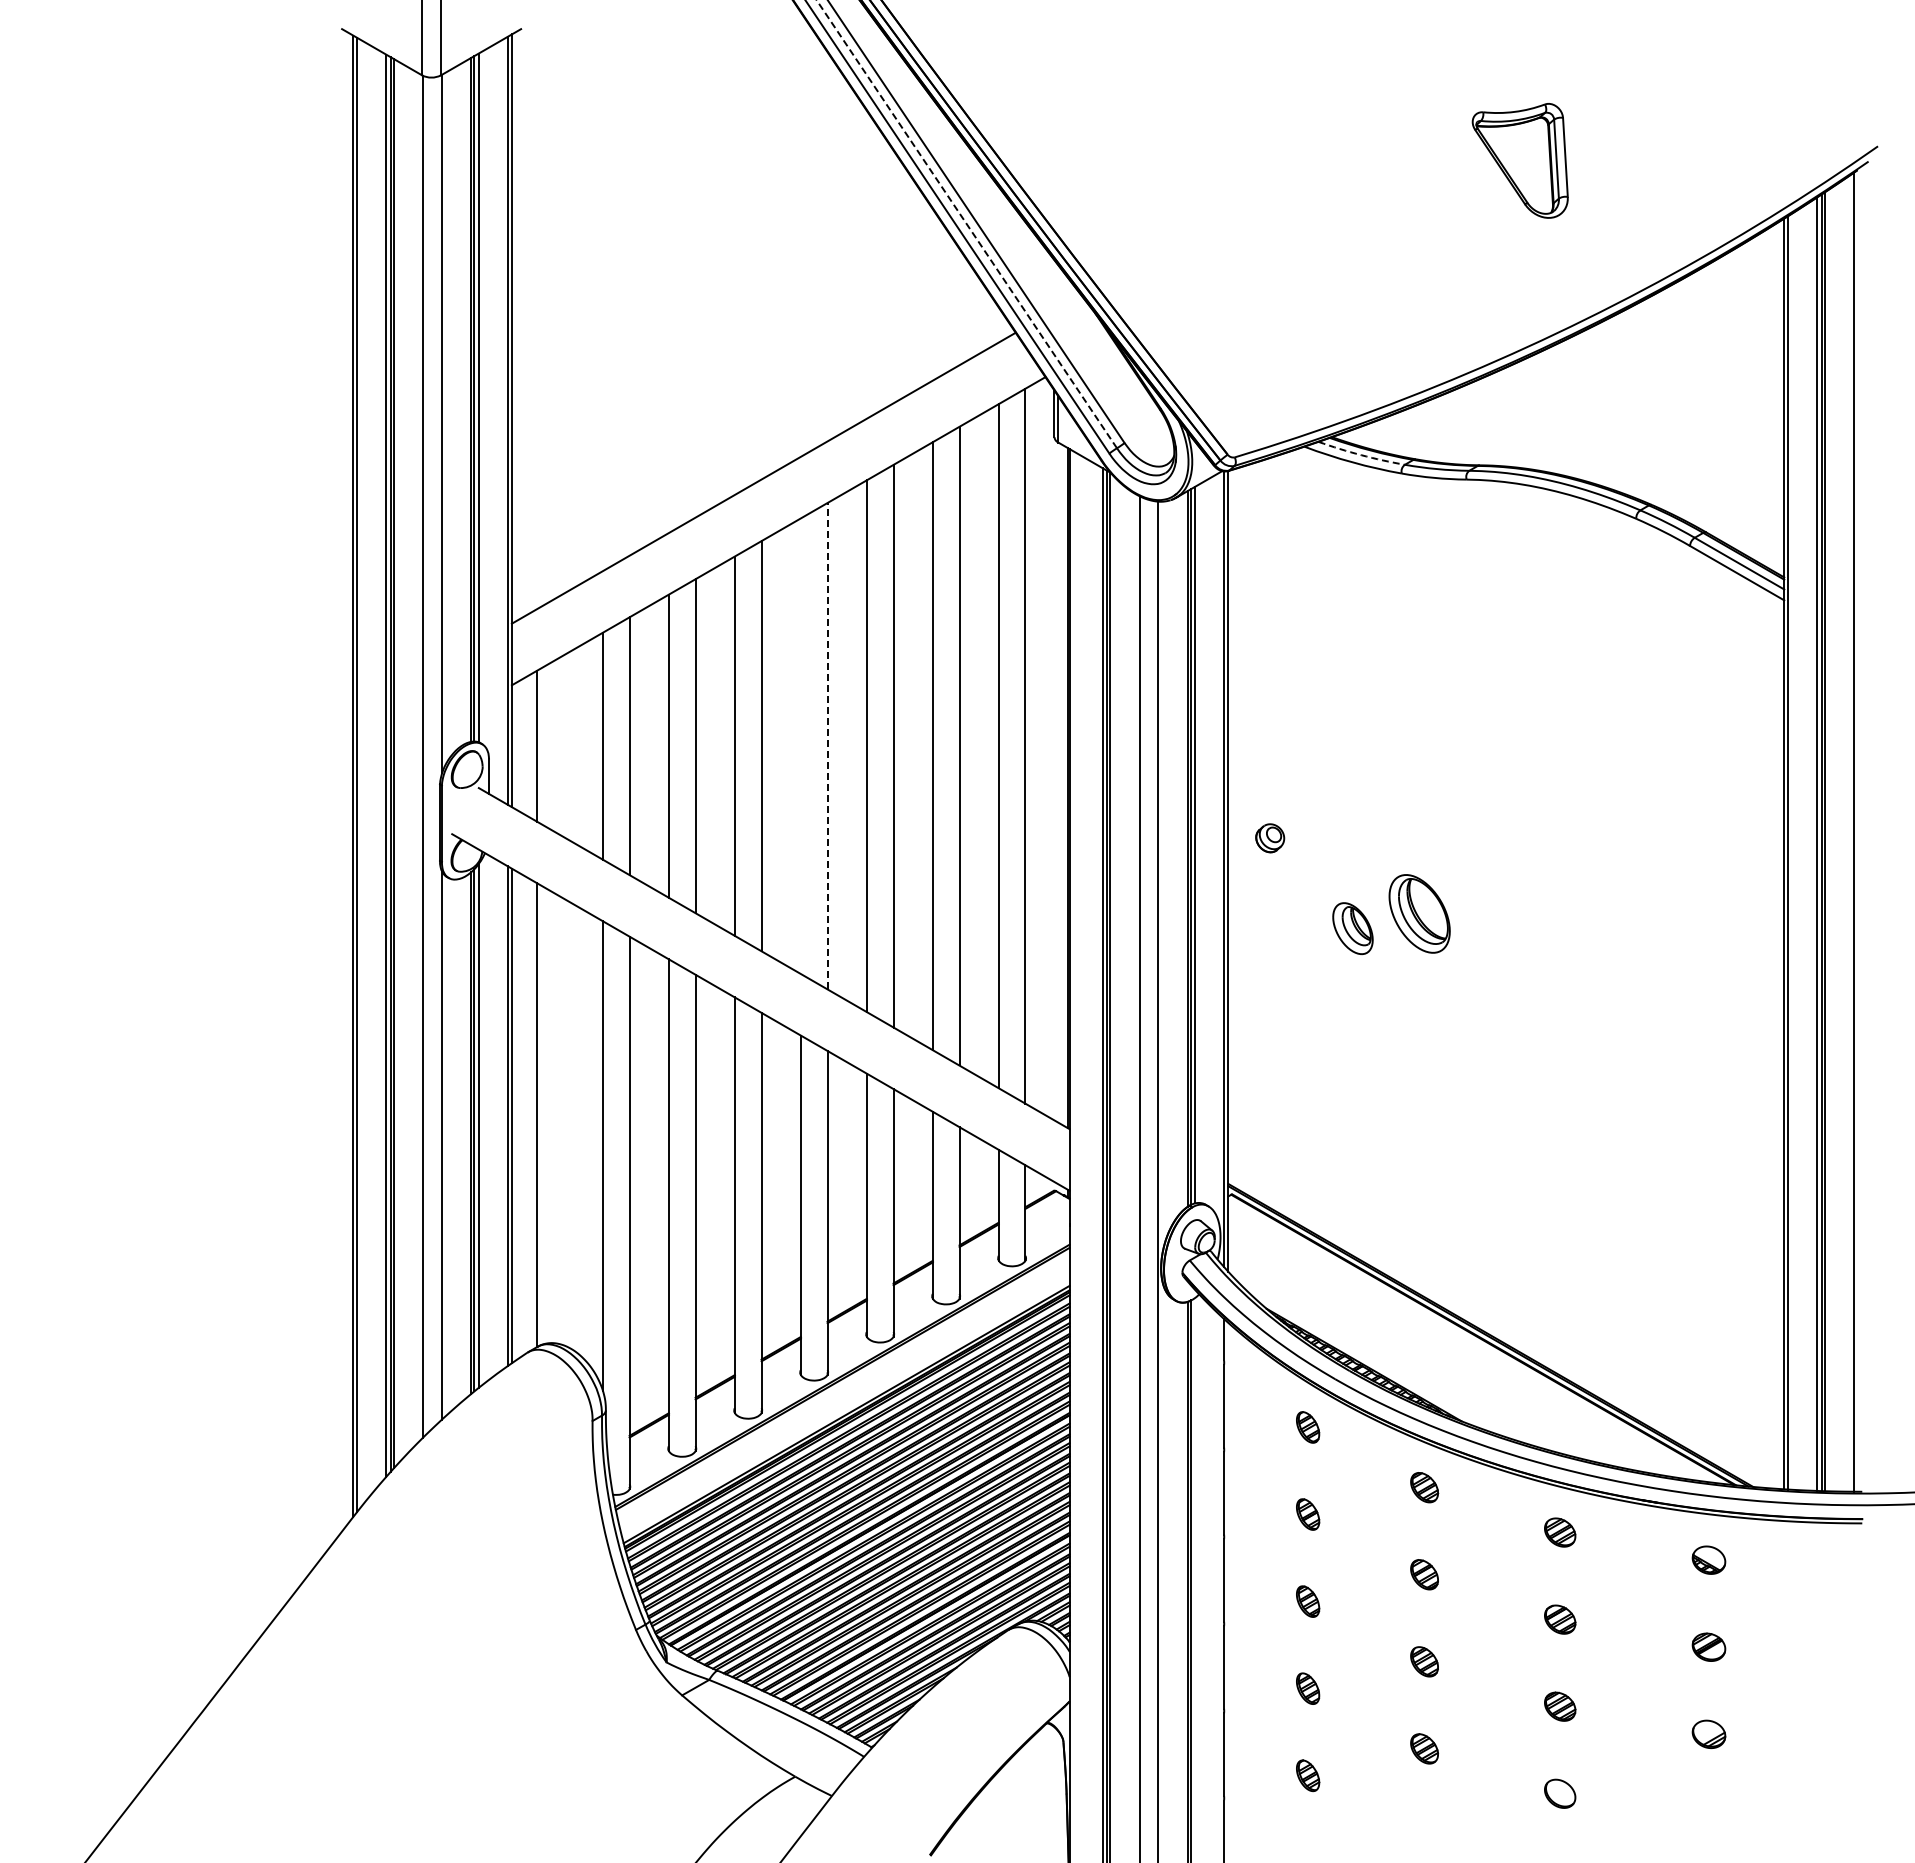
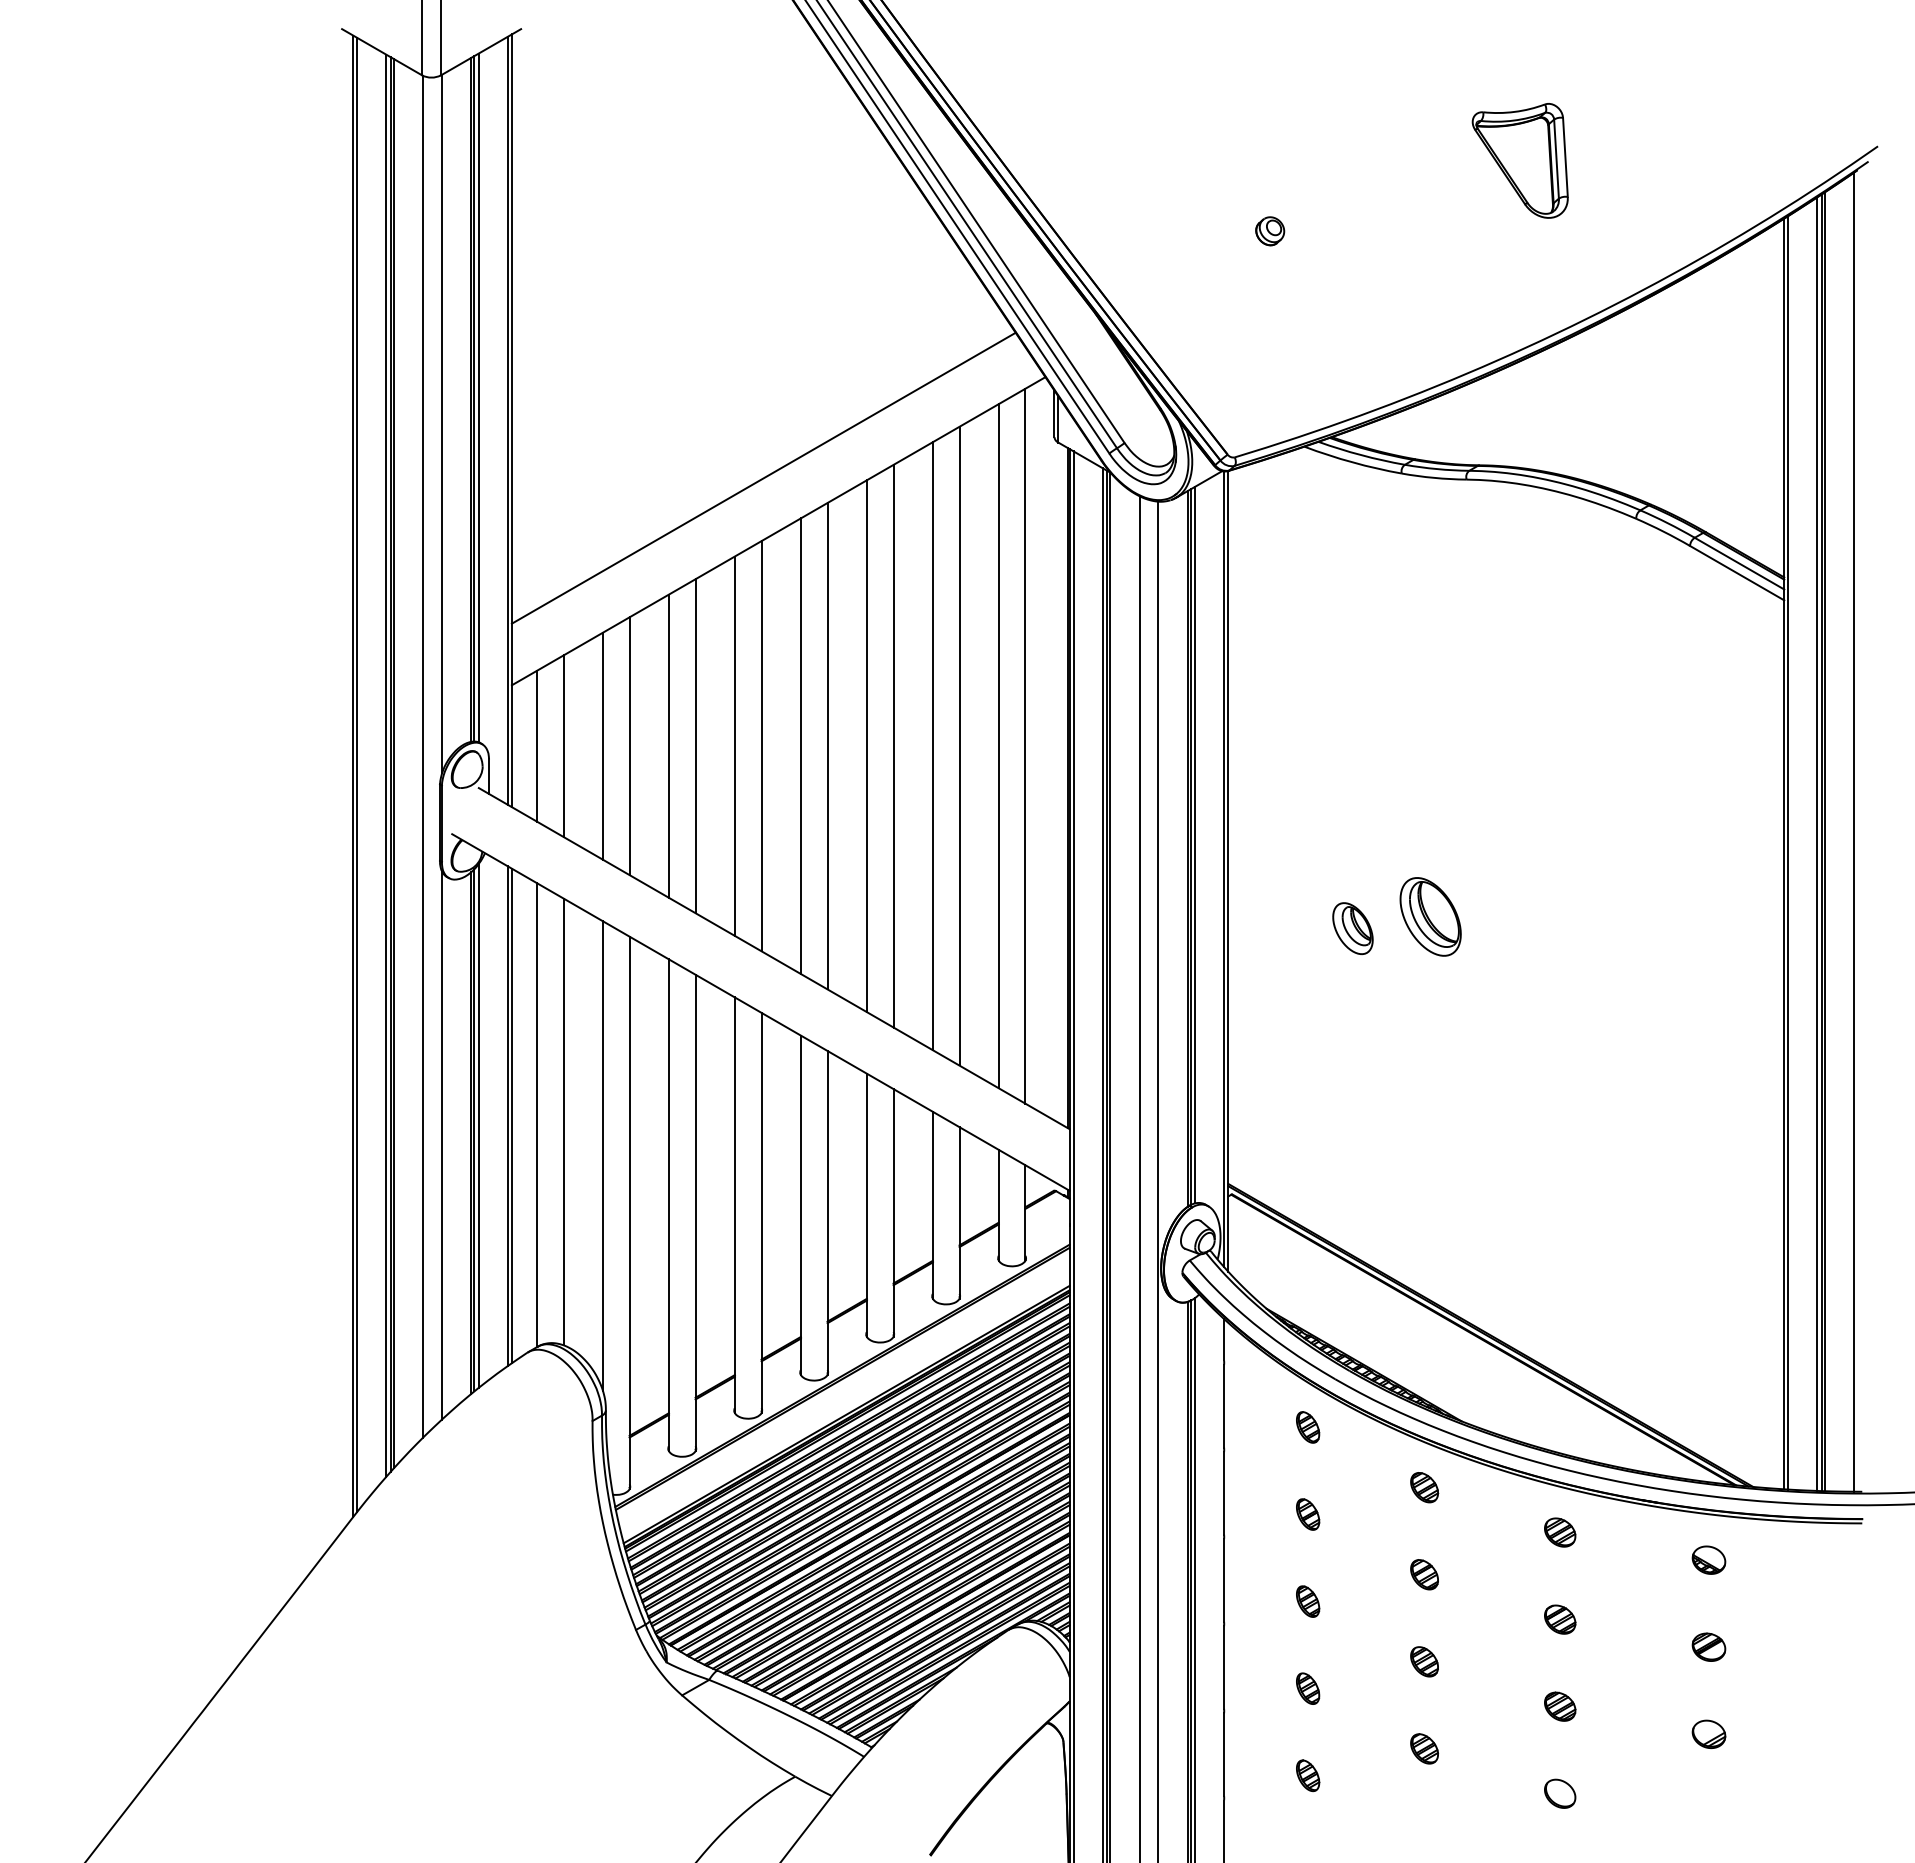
line: dashed -> solid (966, 224)
arc: dashed -> solid (1361, 455)
line: none -> present (800, 745)
line: dashed -> solid (827, 745)
line: none -> present (563, 746)
part position: (1270, 838) -> (1270, 231) (1270, 231)
part position: (1419, 913) -> (1430, 916) (1430, 916)
line: none -> present (563, 1121)
line: none -> present (1073, 1155)
line: none -> present (1195, 1578)
